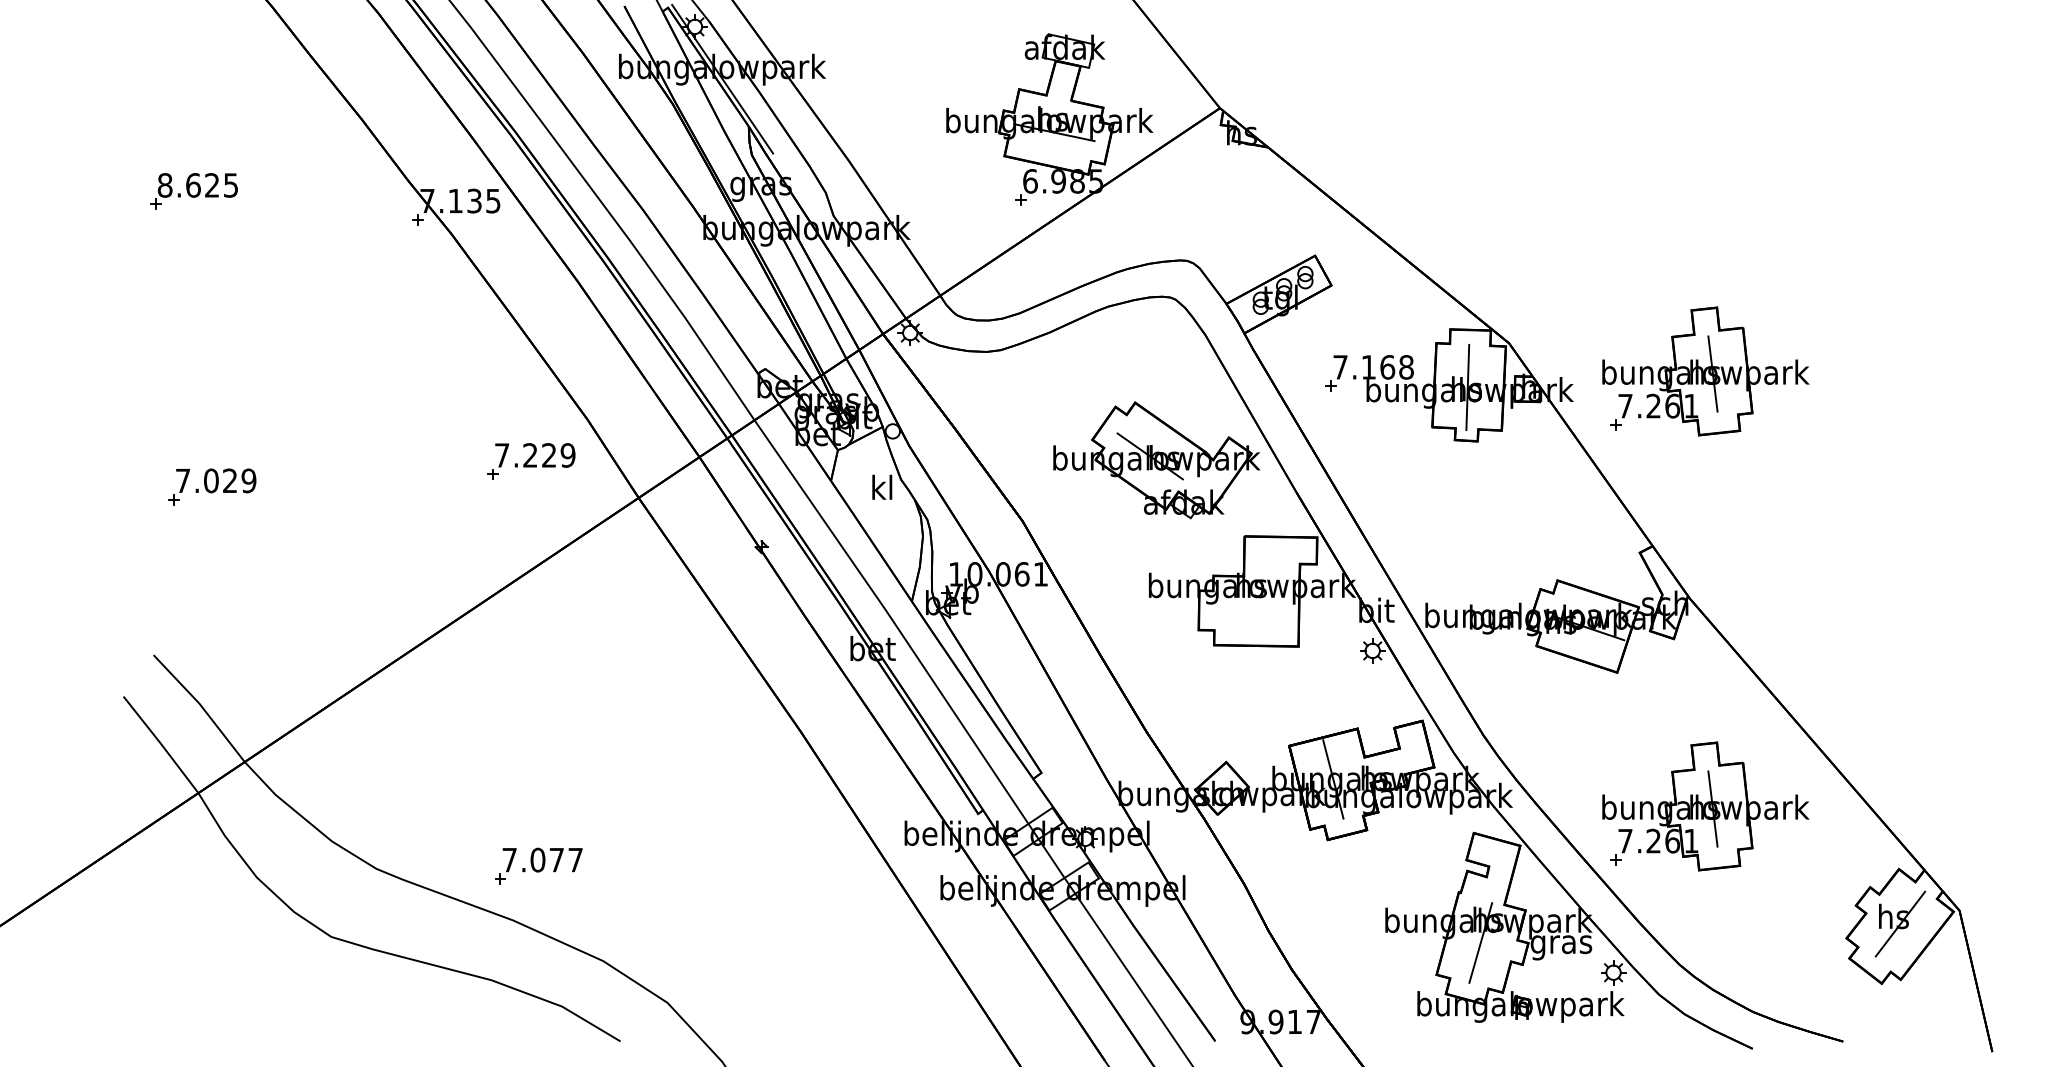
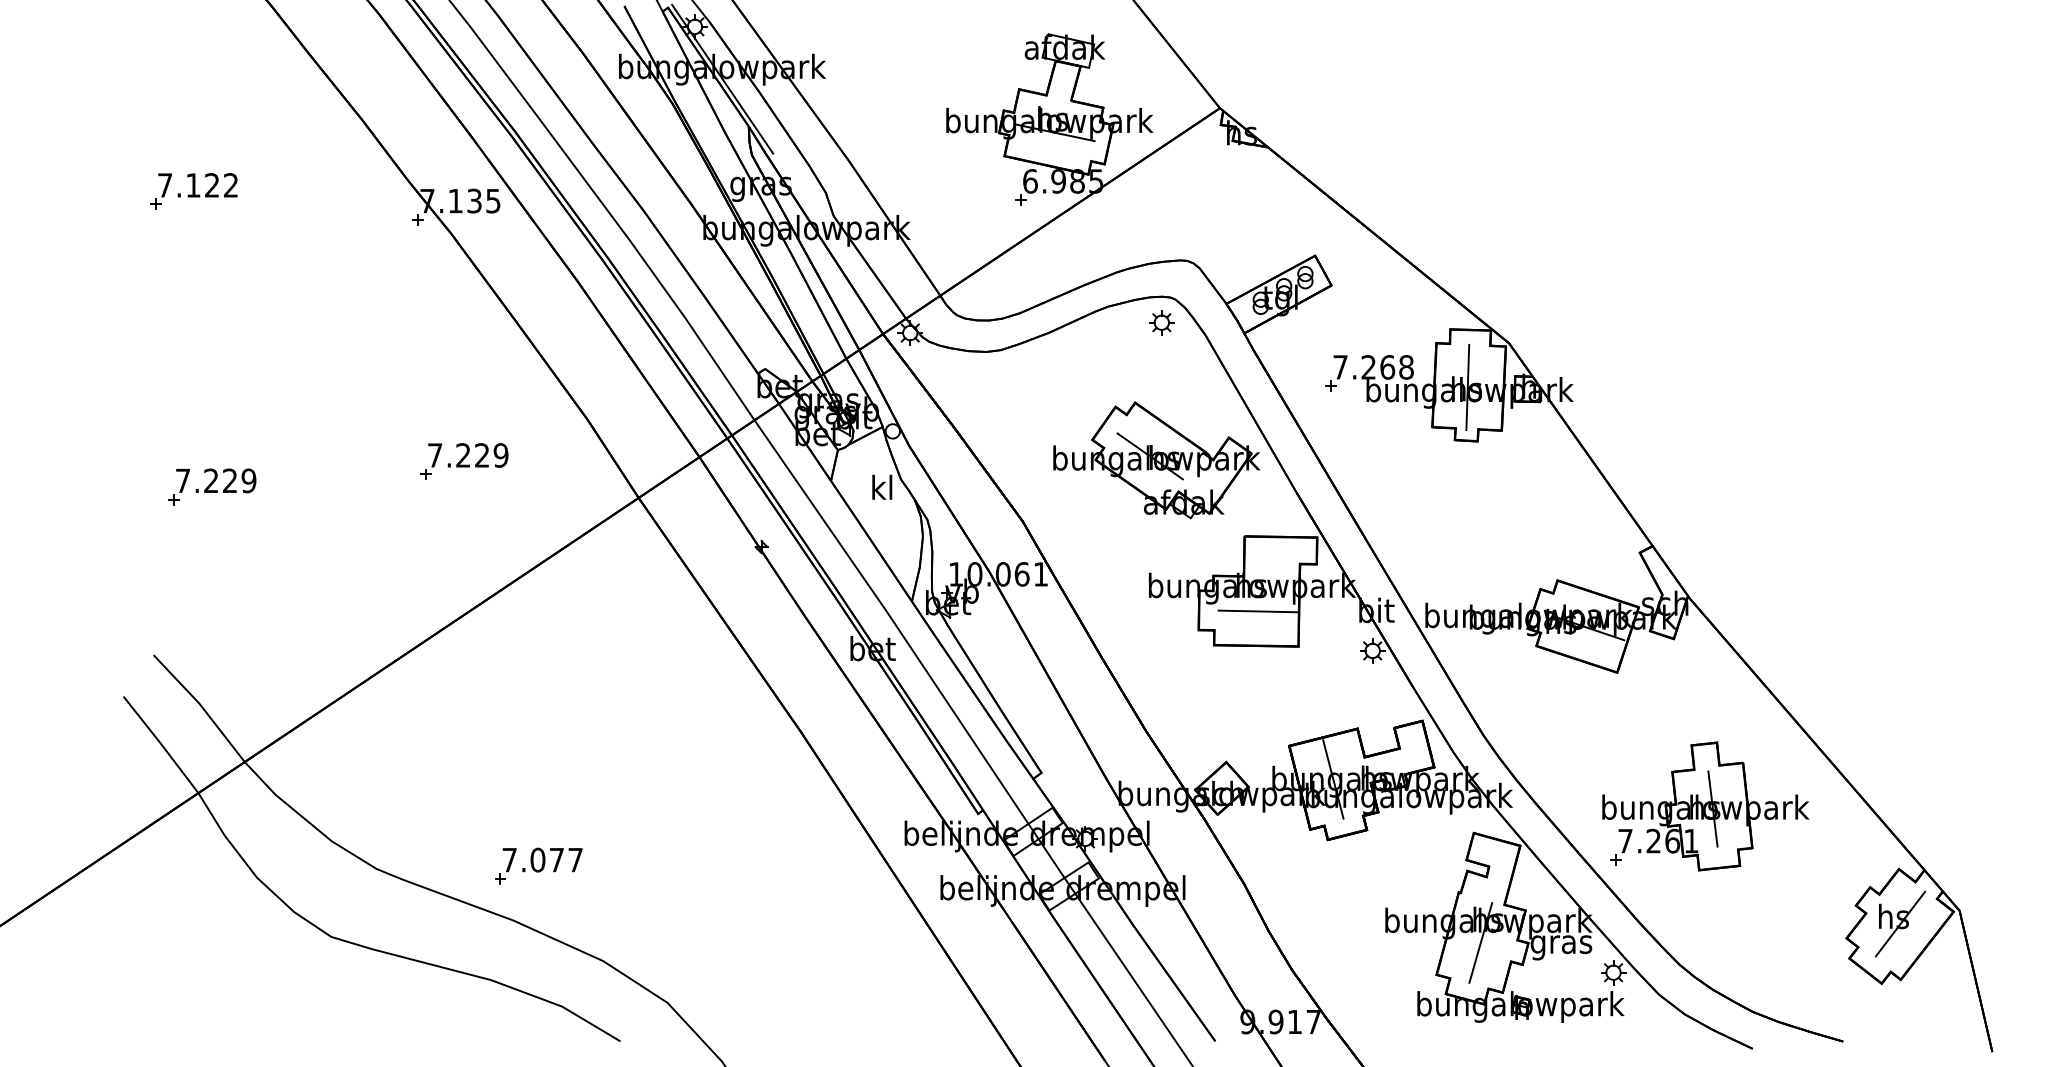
text: 8.625 -> 7.122 (197, 185)
part: none -> present (1161, 322)
text: 7.168 -> 7.268 (1368, 367)
part: present -> none (1705, 371)
part position: (531, 461) -> (464, 461) (464, 461)
text: 7.029 -> 7.229 (211, 480)
line: none -> present (1257, 611)
